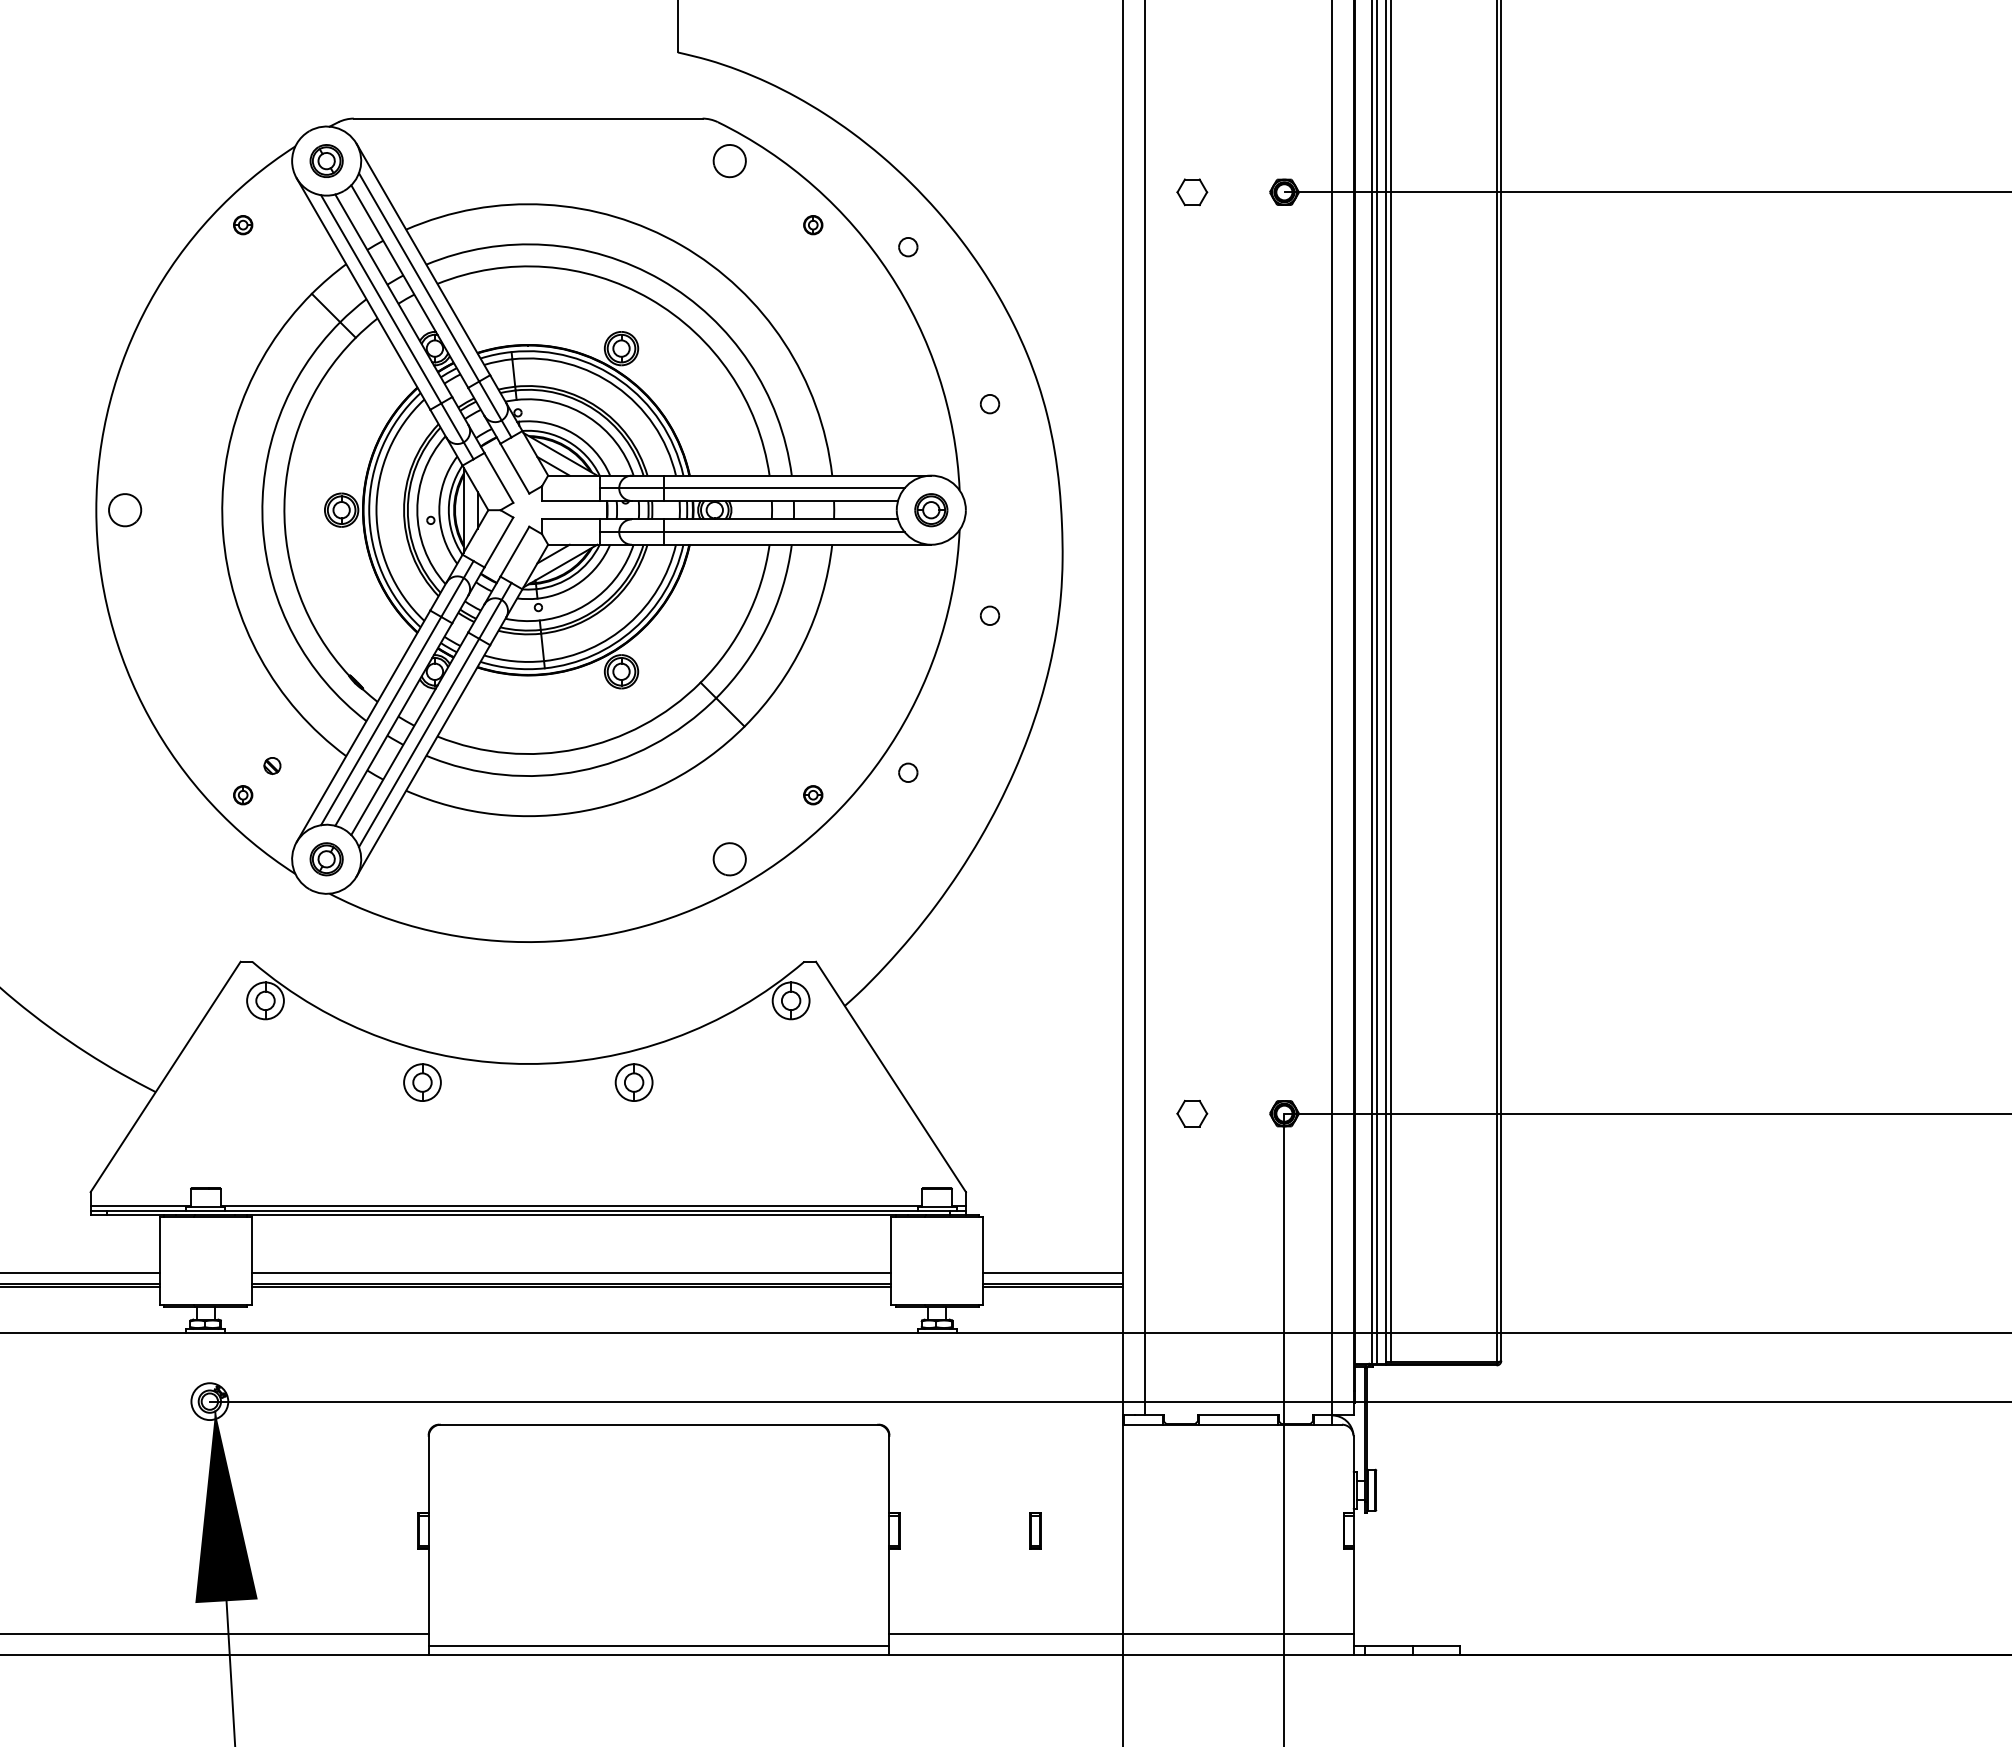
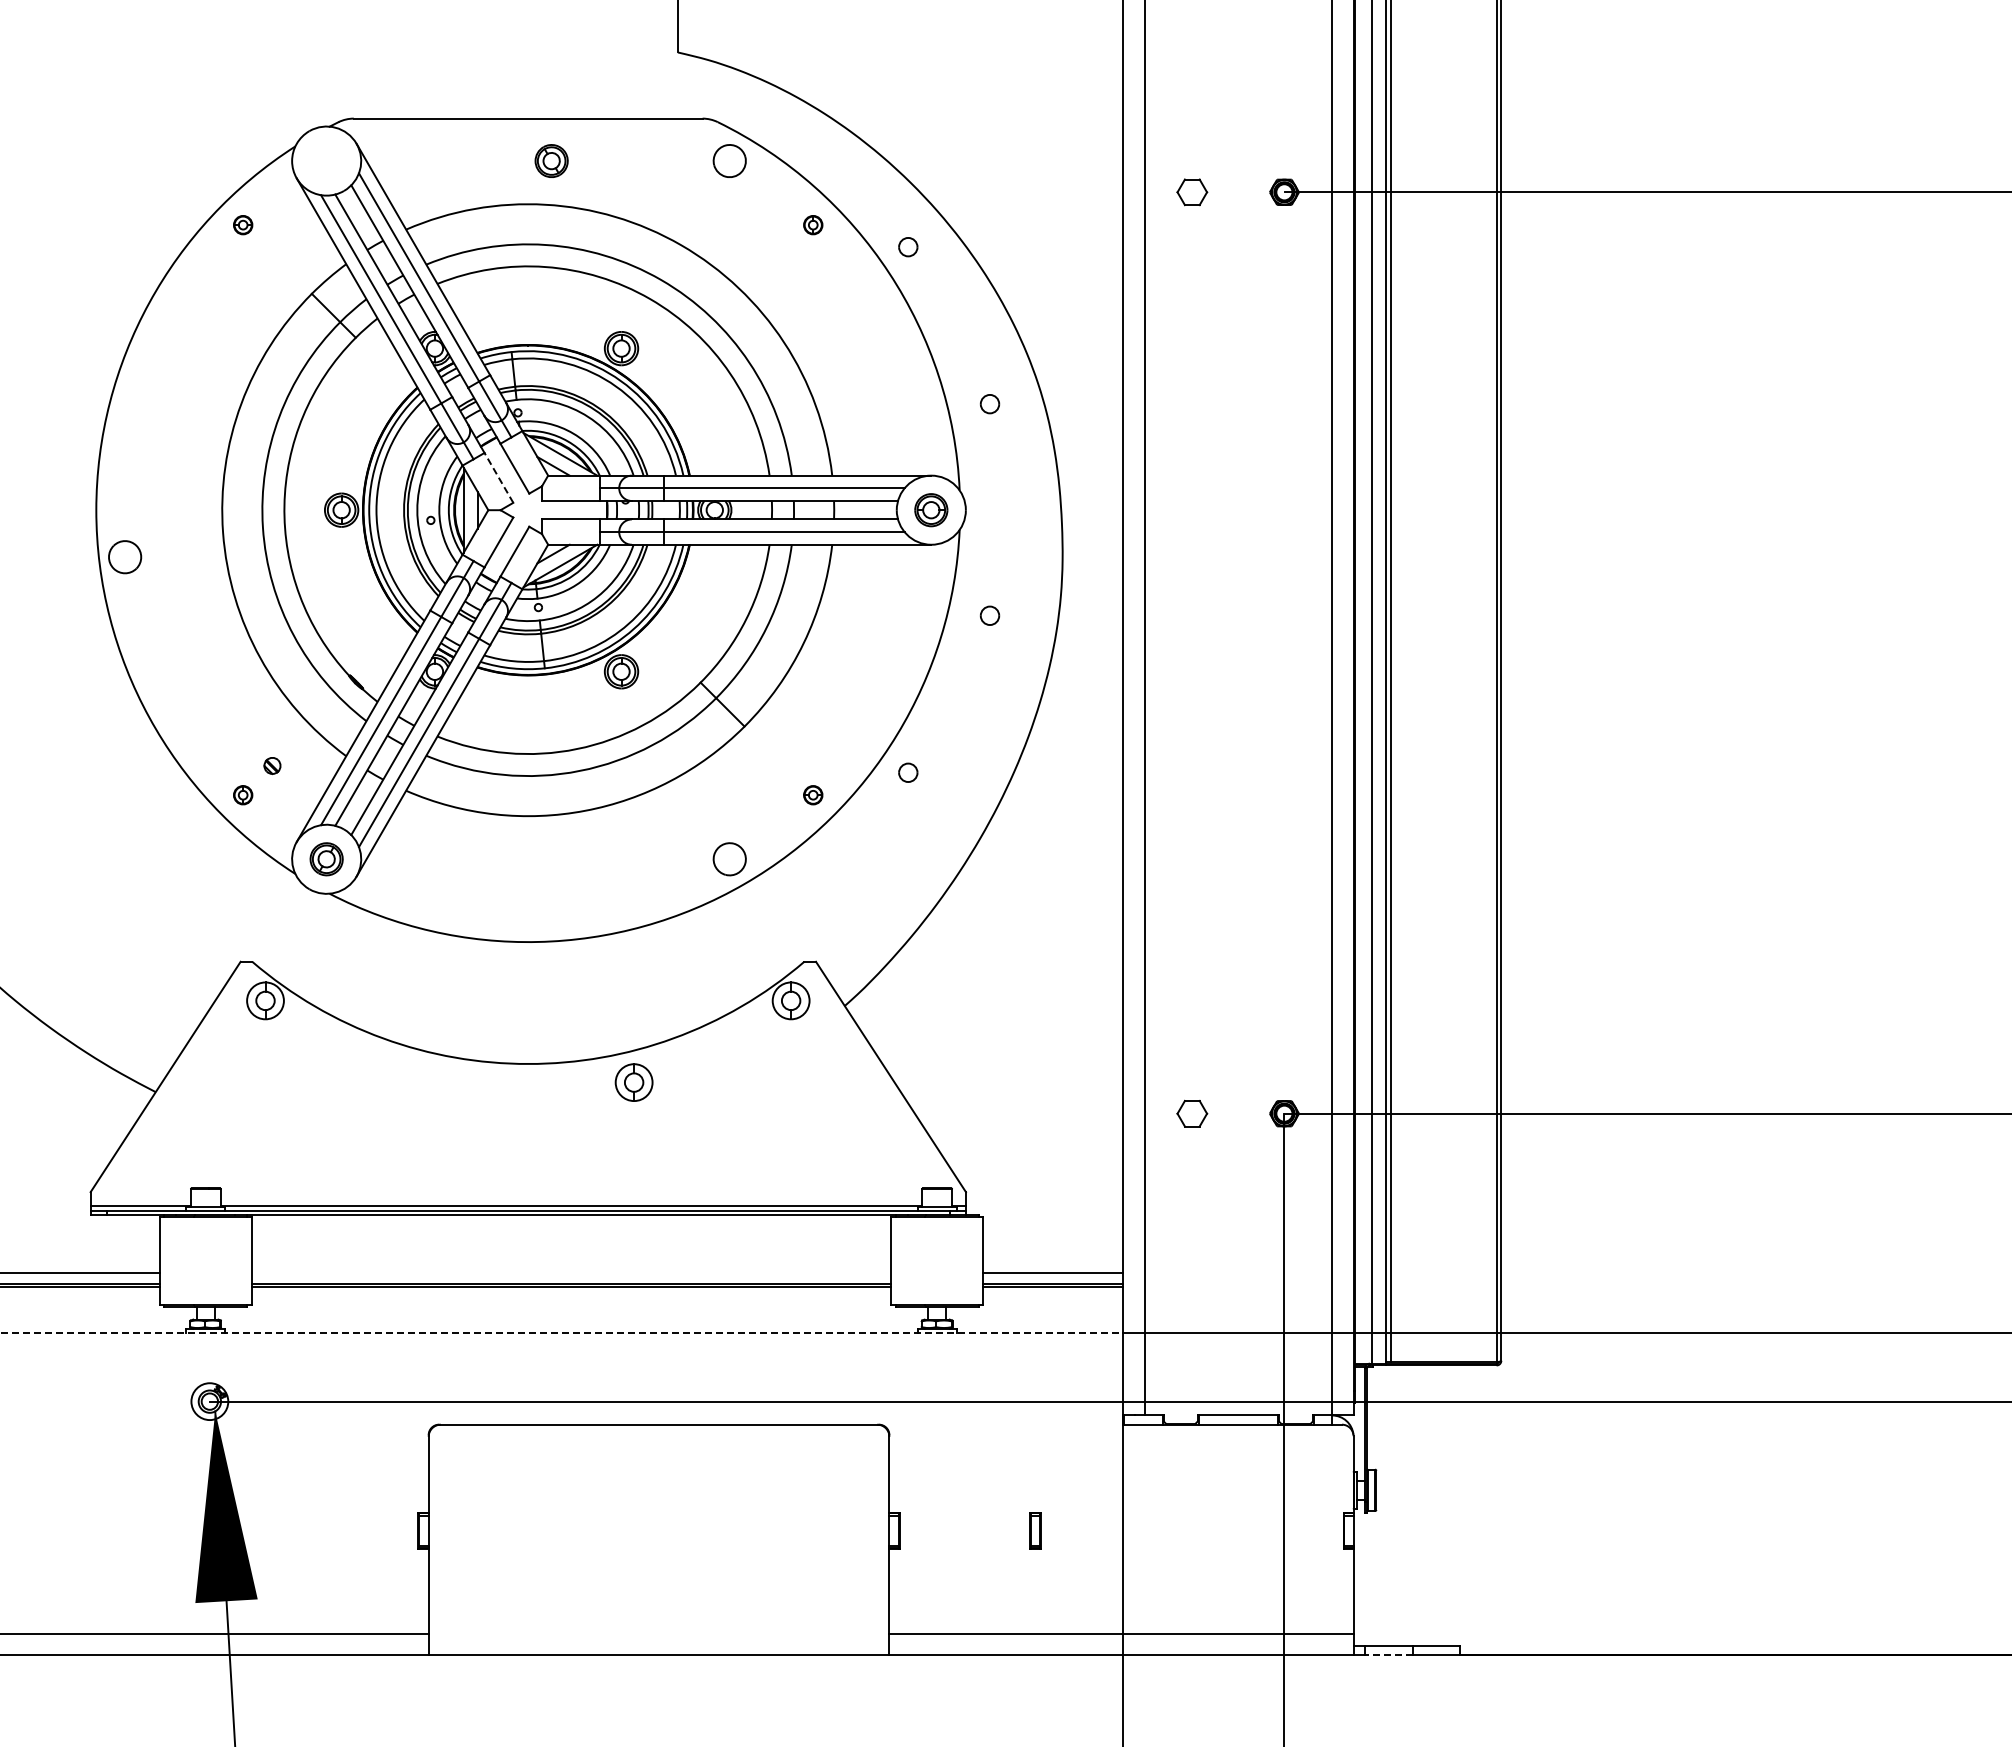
part position: (326, 160) -> (551, 160) (551, 160)
line: solid -> dashed (498, 477)
part position: (125, 510) -> (125, 557) (125, 557)
line: present -> none (1376, 682)
part: present -> none (422, 1082)
line: present -> none (571, 1273)
line: solid -> dashed (562, 1332)
line: present -> none (658, 1645)
line: solid -> dashed (1388, 1655)
